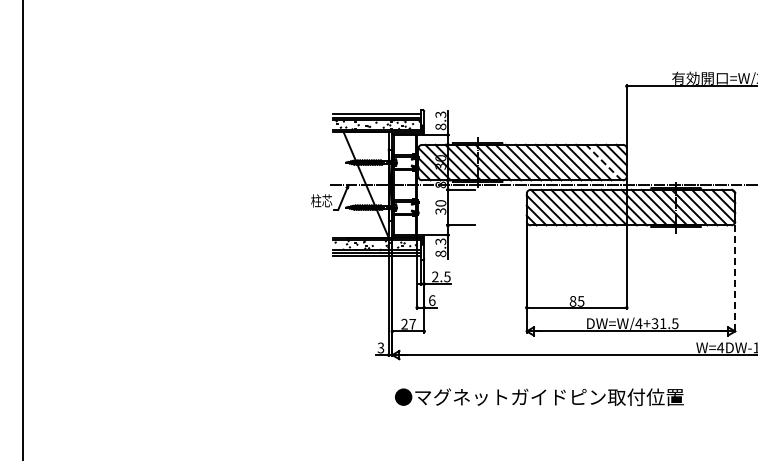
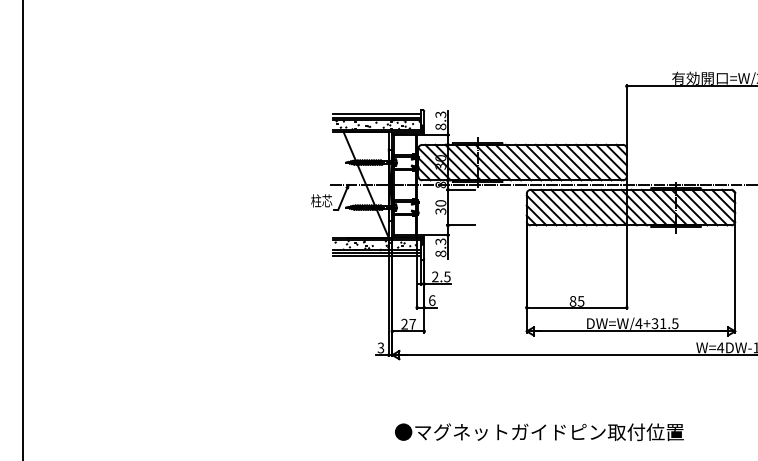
line: dashed -> solid (603, 162)
line: dashed -> solid (735, 278)
text position: (539, 397) -> (539, 432) (539, 432)
